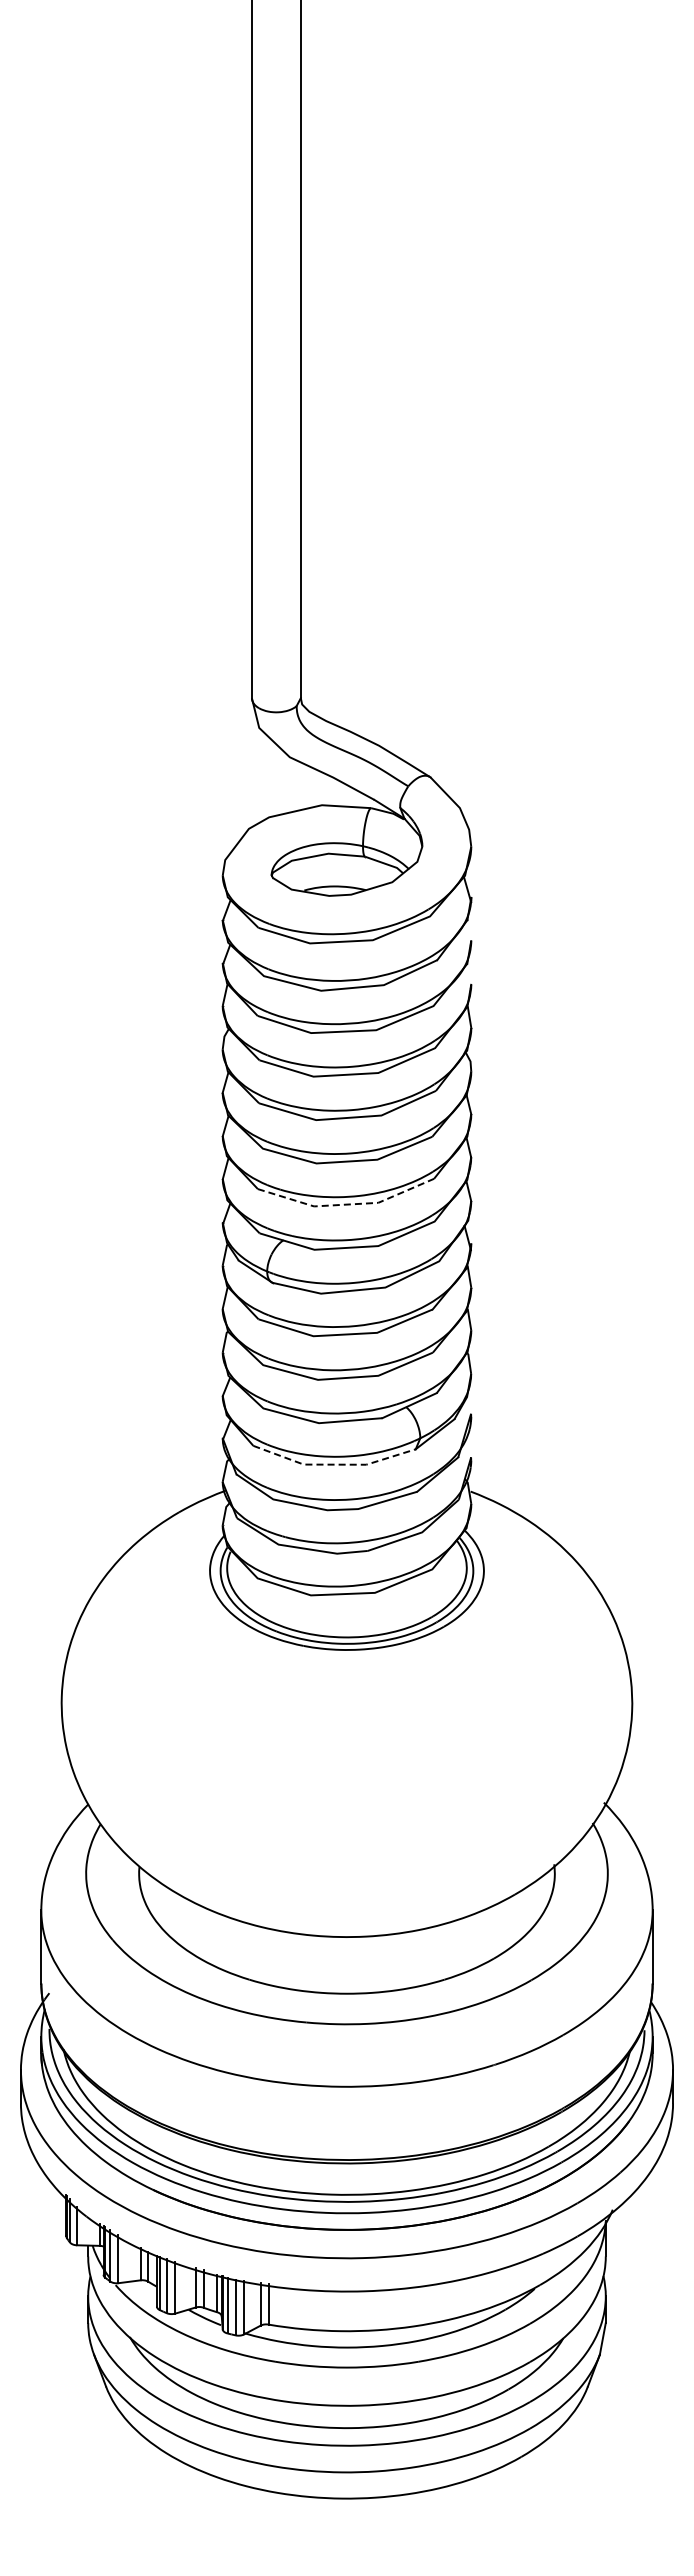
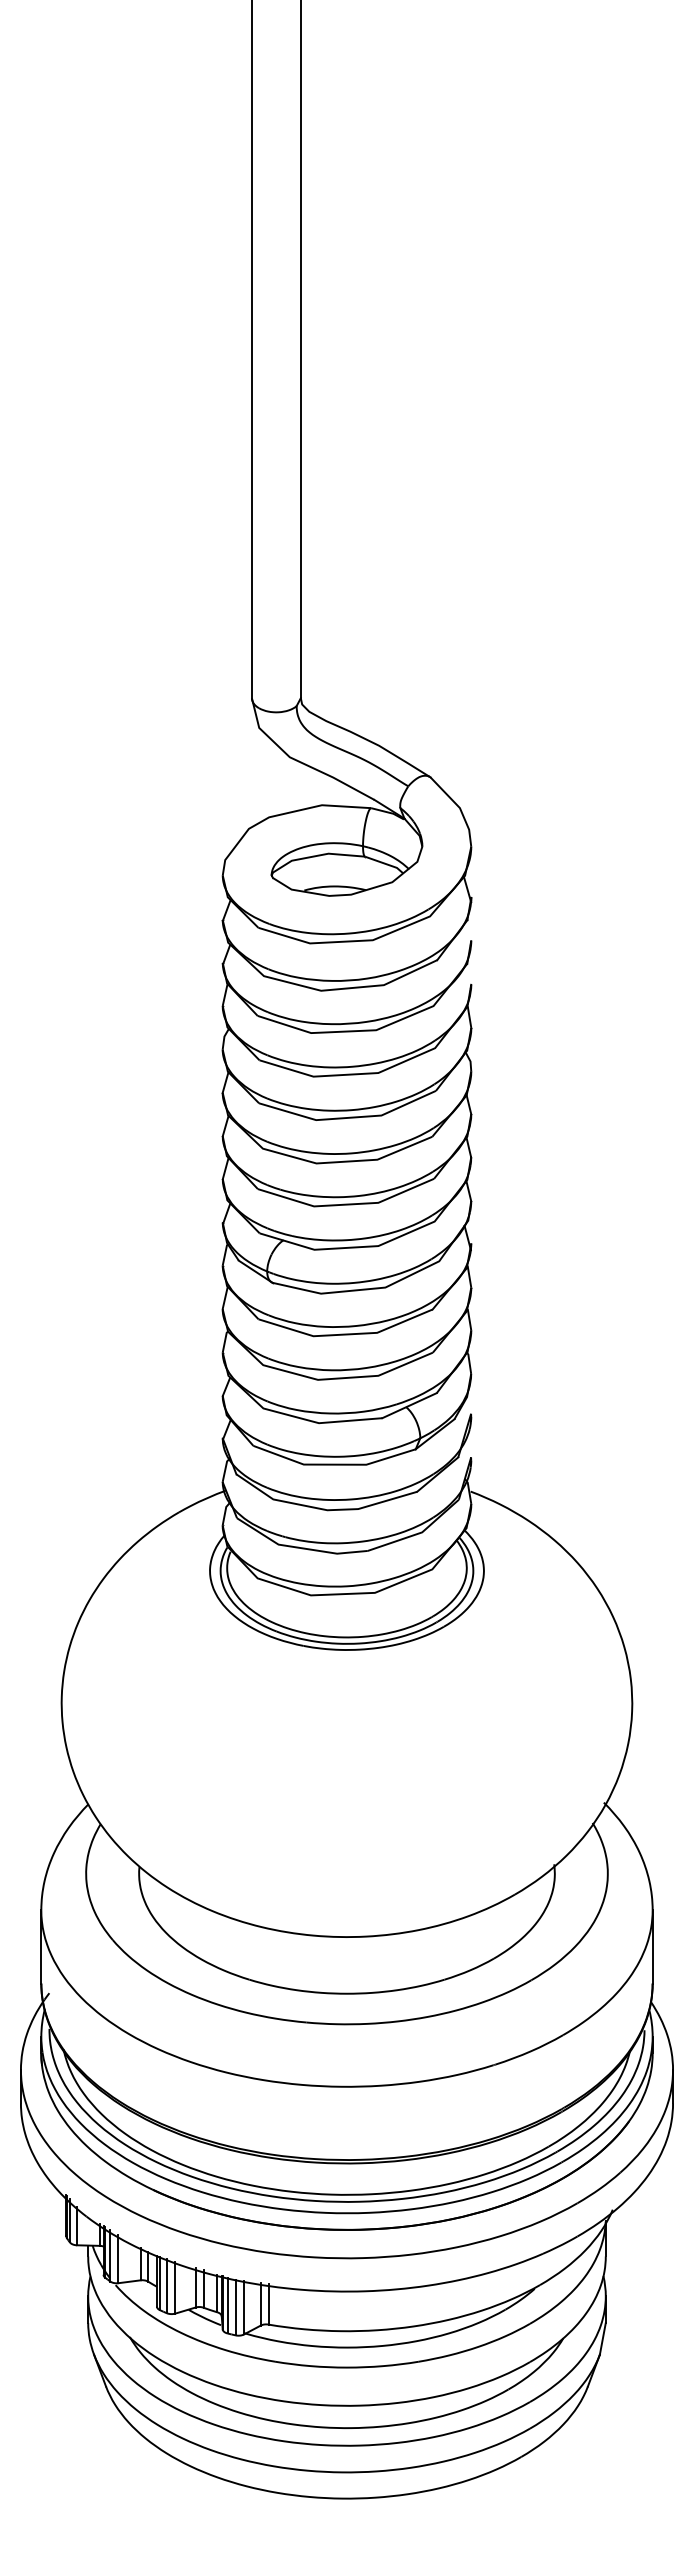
line: dashed -> solid (347, 1204)
line: dashed -> solid (334, 1464)
